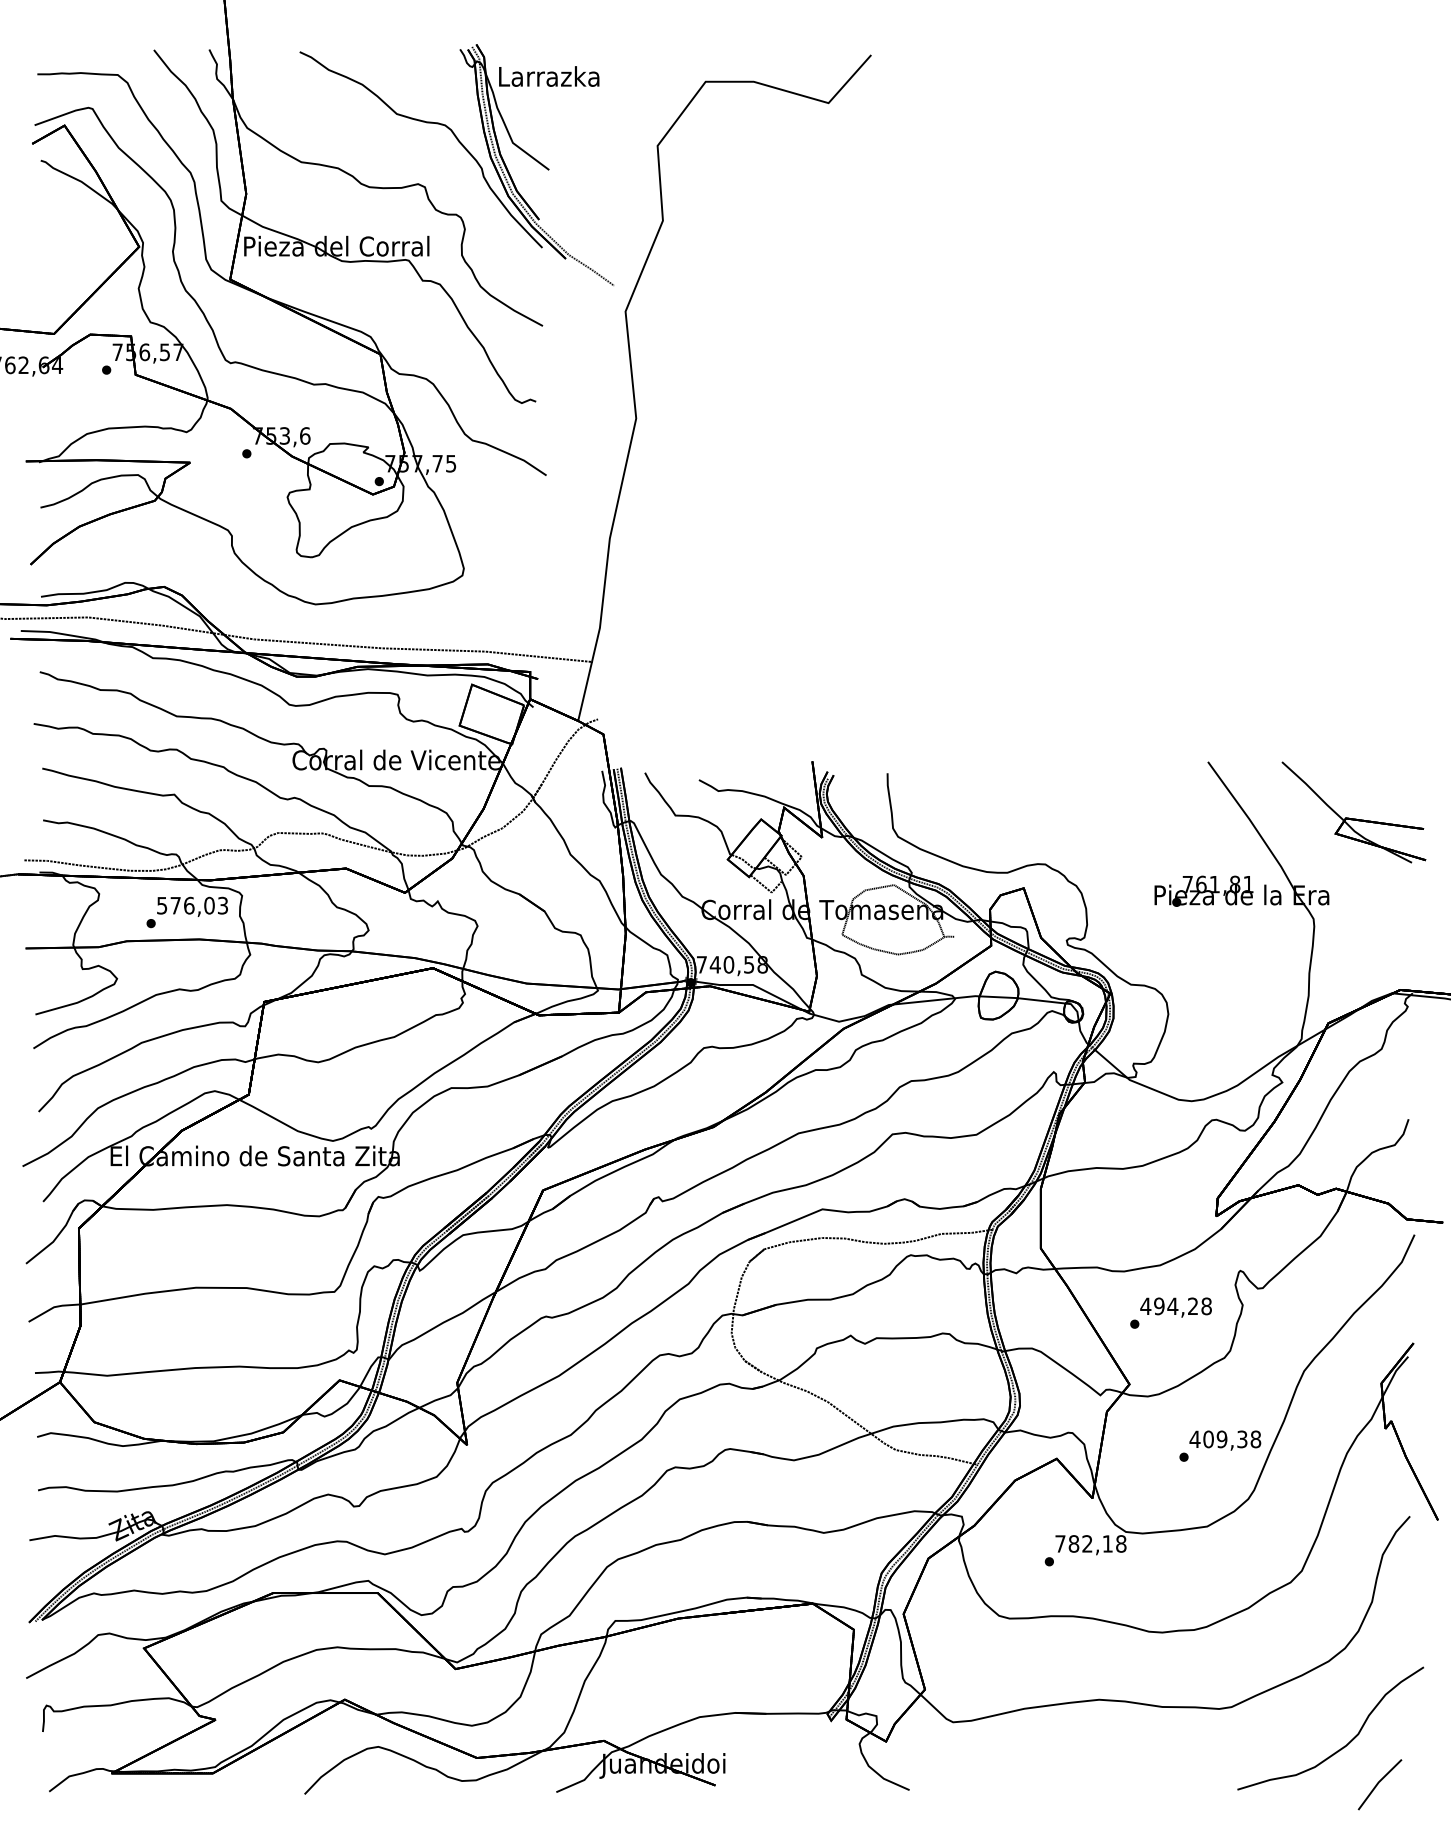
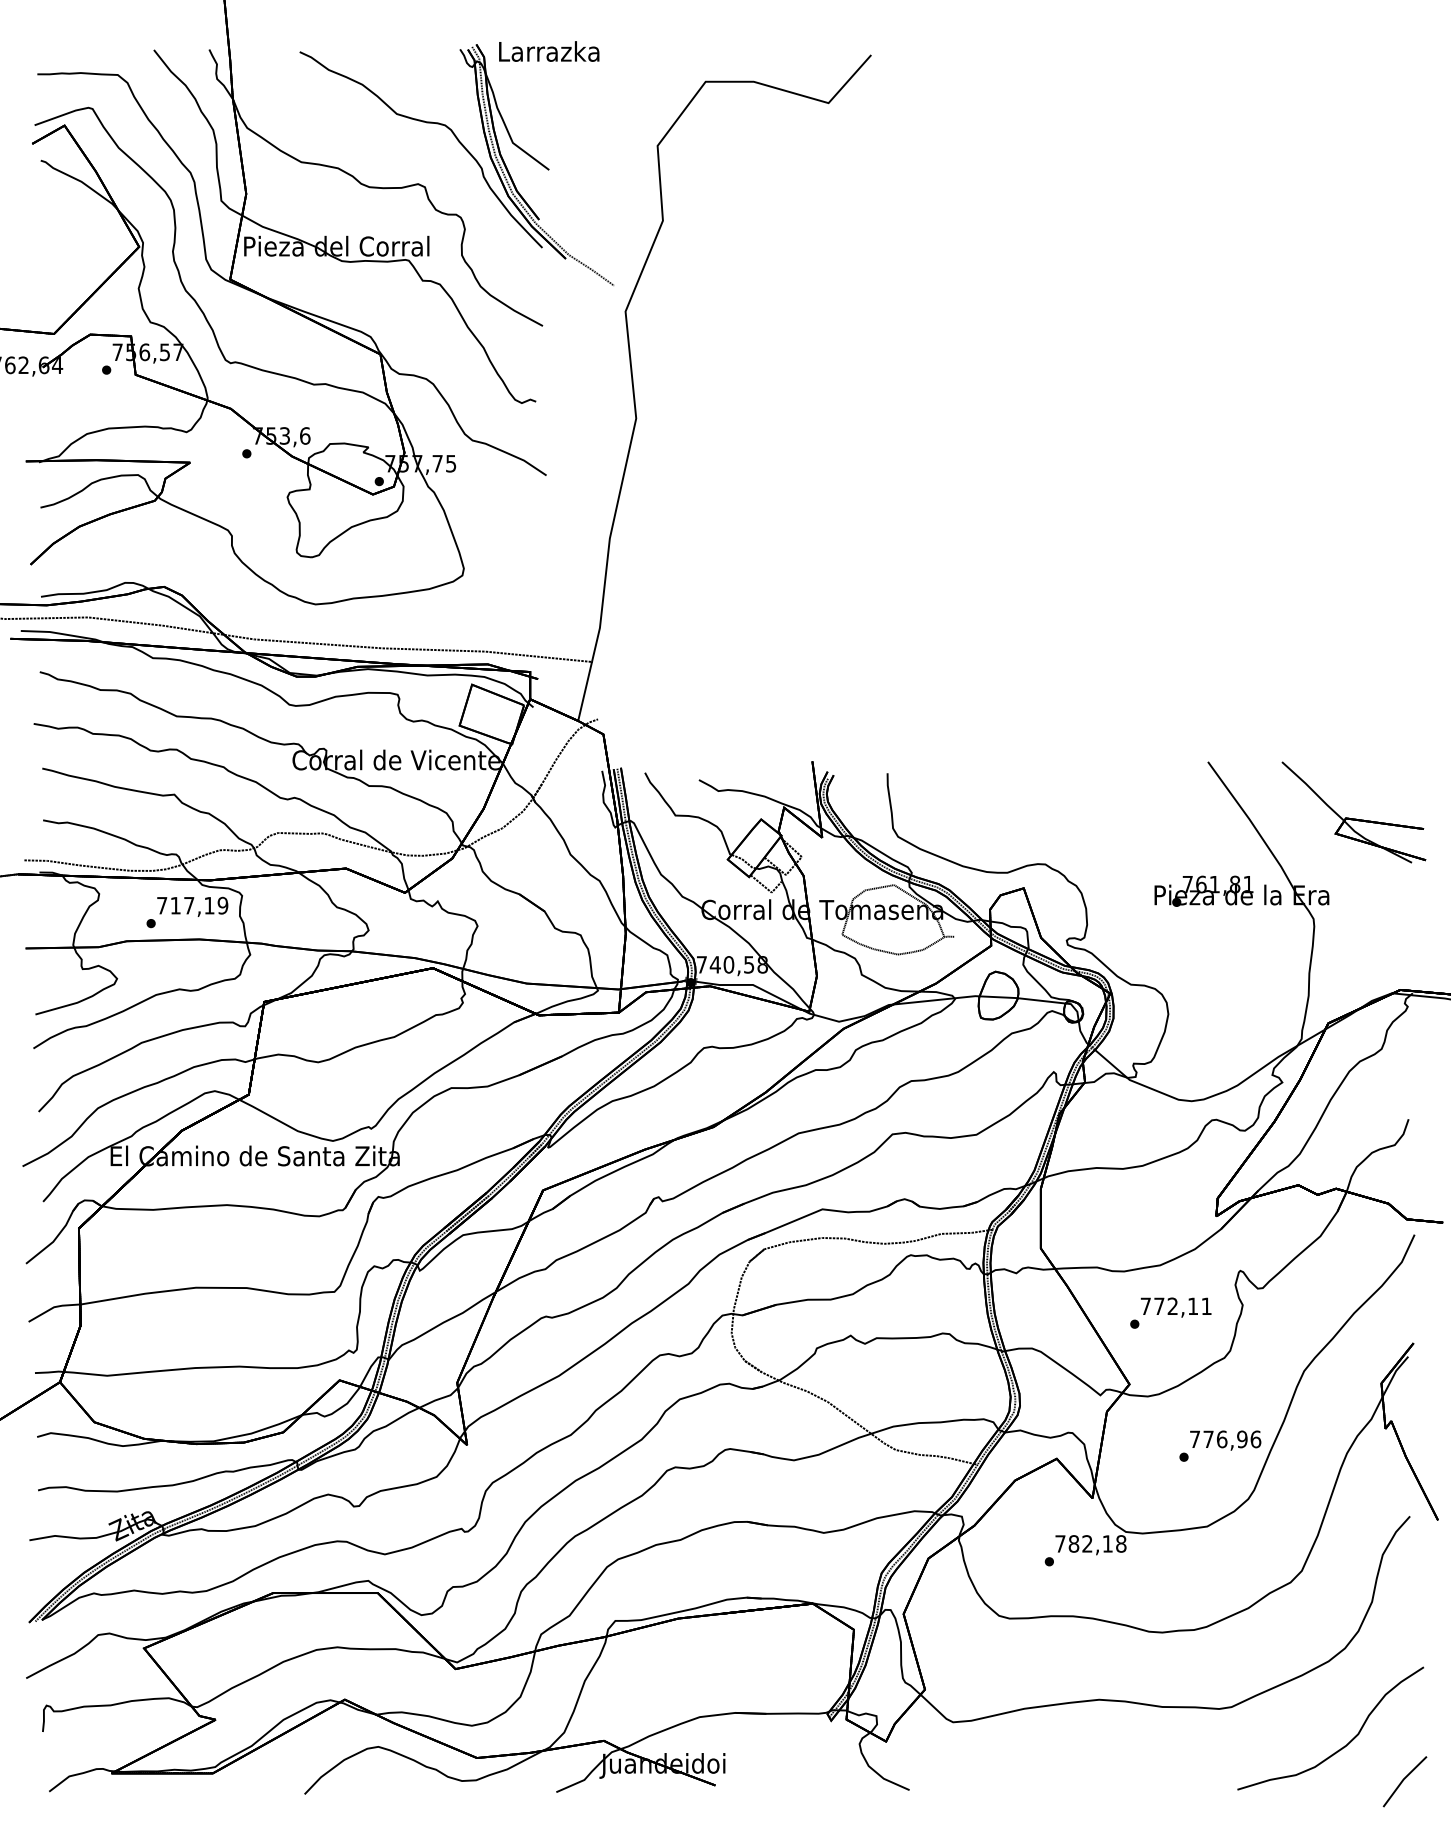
text position: (549, 76) -> (549, 51) (549, 51)
text: 576,03 -> 717,19 (192, 905)
text: 494,28 -> 772,11 (1175, 1306)
text: 409,38 -> 776,96 (1225, 1439)
line position: (1379, 1783) -> (1404, 1780) (1404, 1780)
